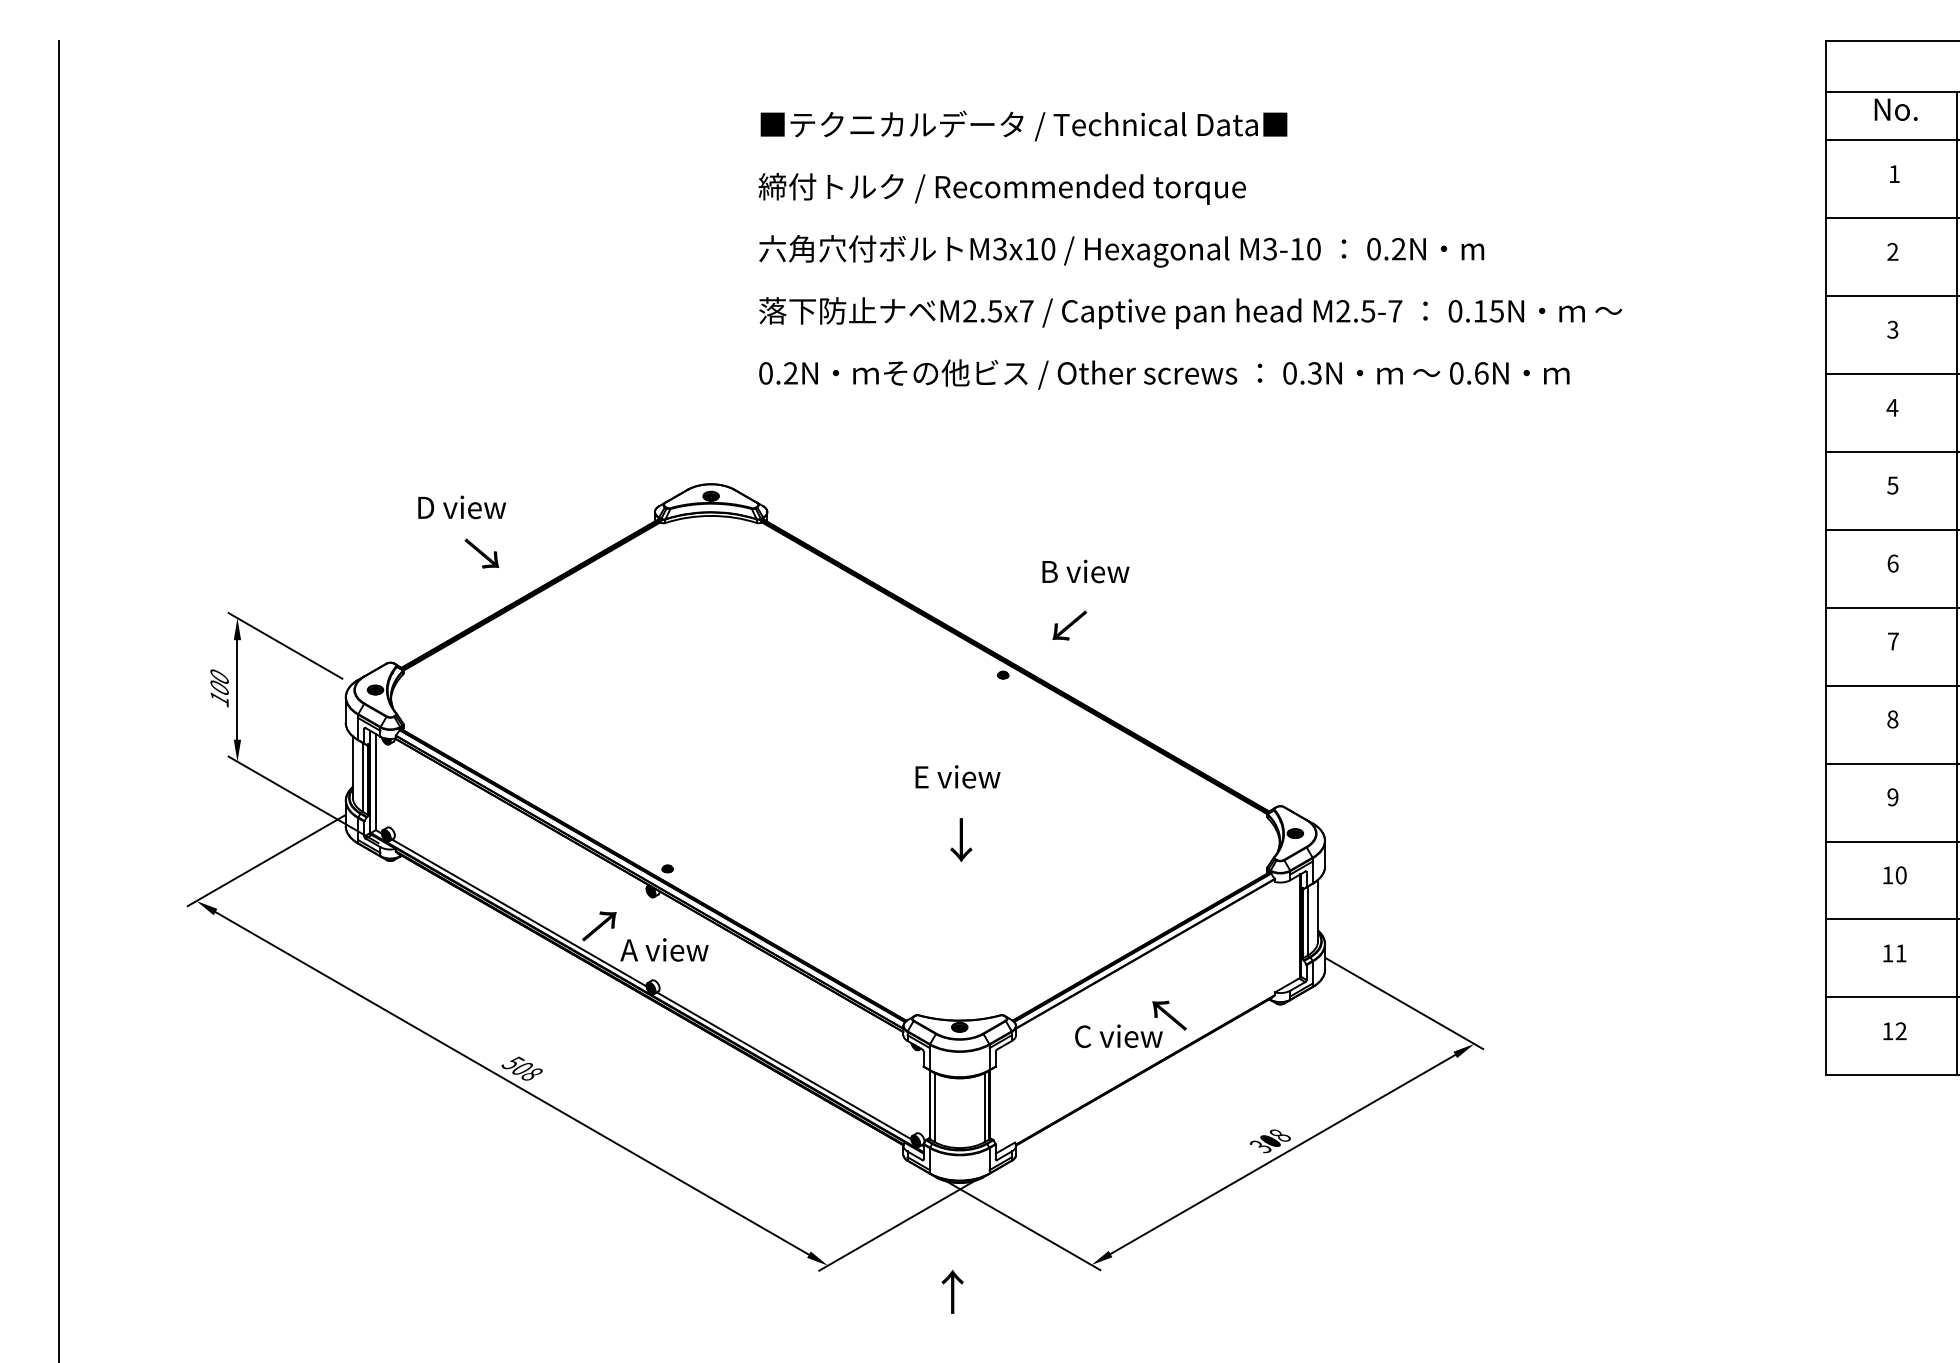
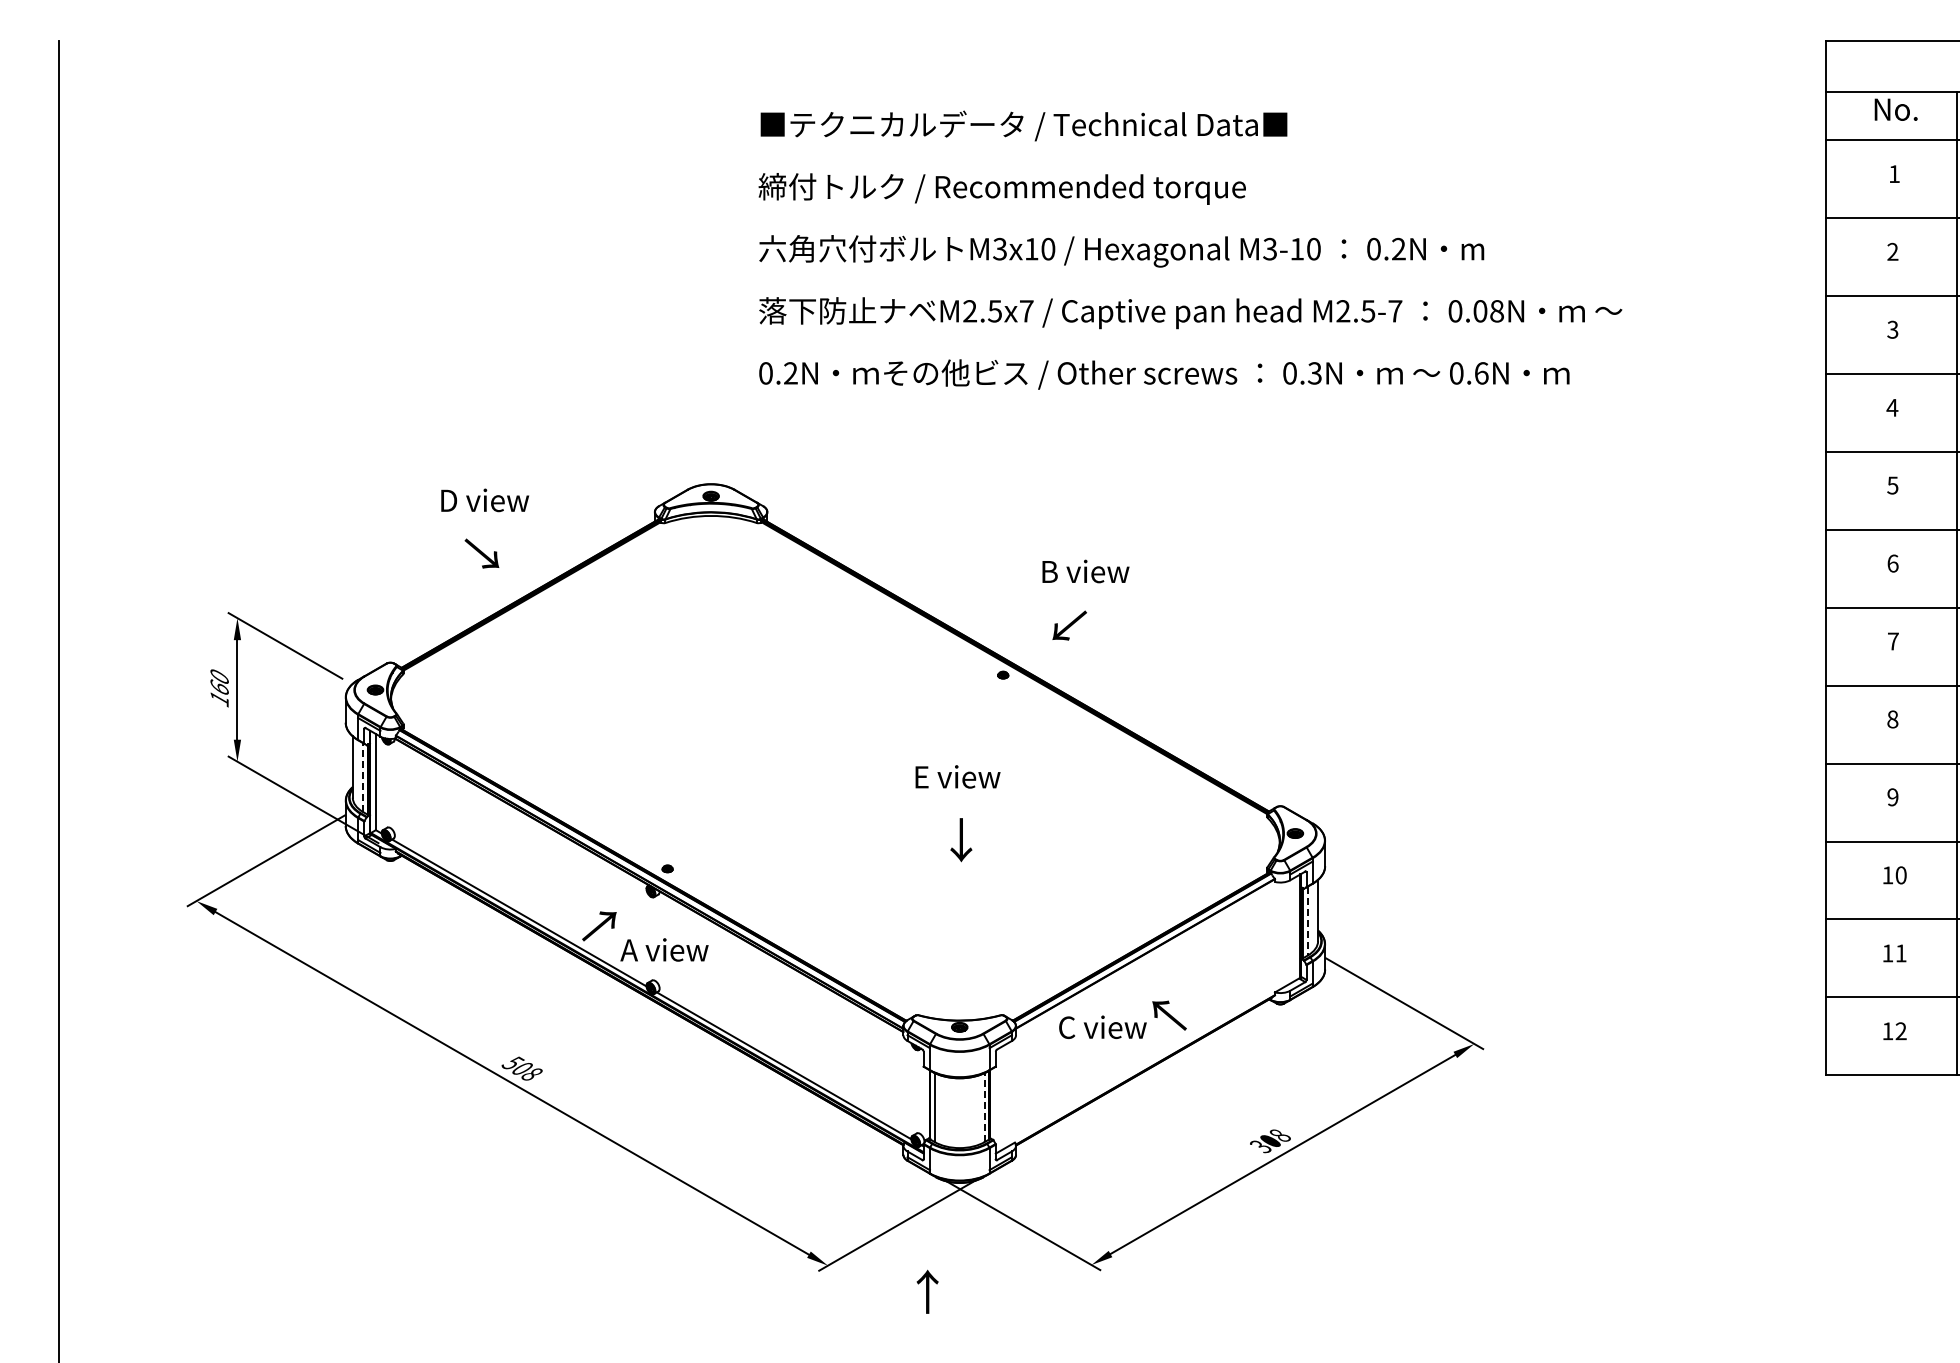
text: 0.15N -> 0.08N (1488, 311)
text position: (462, 507) -> (485, 500) (485, 500)
text: 100 -> 160 (219, 686)
line: solid -> dashed (363, 777)
line: solid -> dashed (1307, 921)
text position: (1118, 1035) -> (1102, 1026) (1102, 1026)
line: solid -> dashed (984, 1107)
text position: (952, 1291) -> (927, 1291) (927, 1291)
